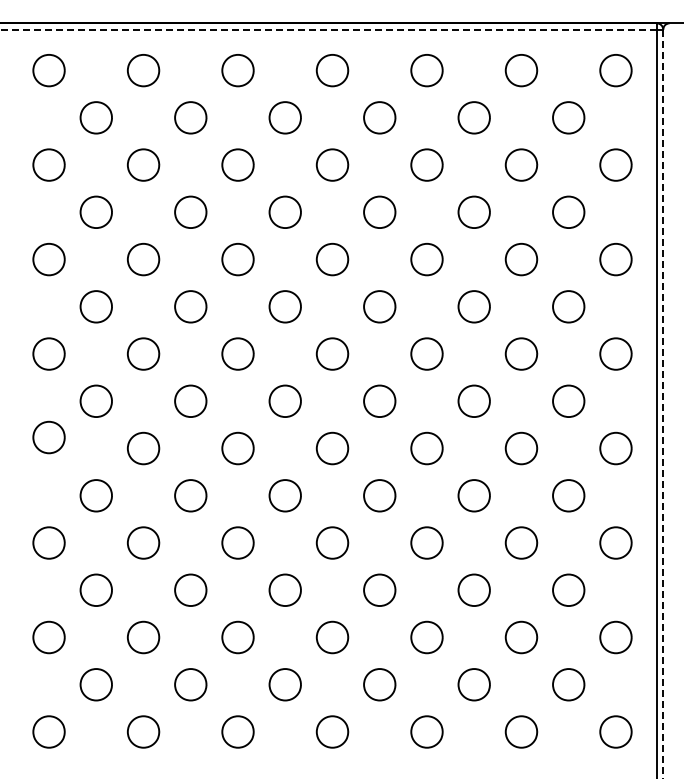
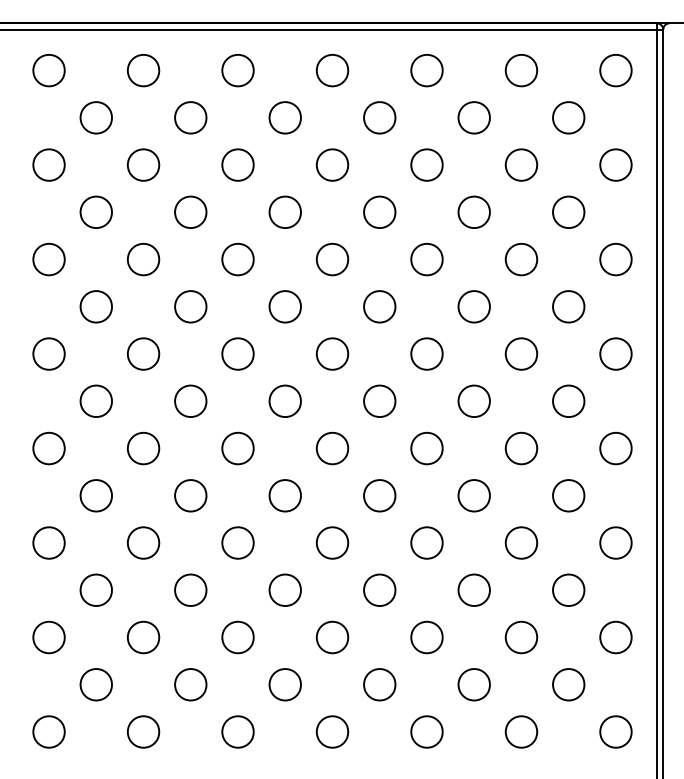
line: dashed -> solid (328, 29)
line: dashed -> solid (663, 404)
part position: (48, 437) -> (48, 448) (48, 448)
